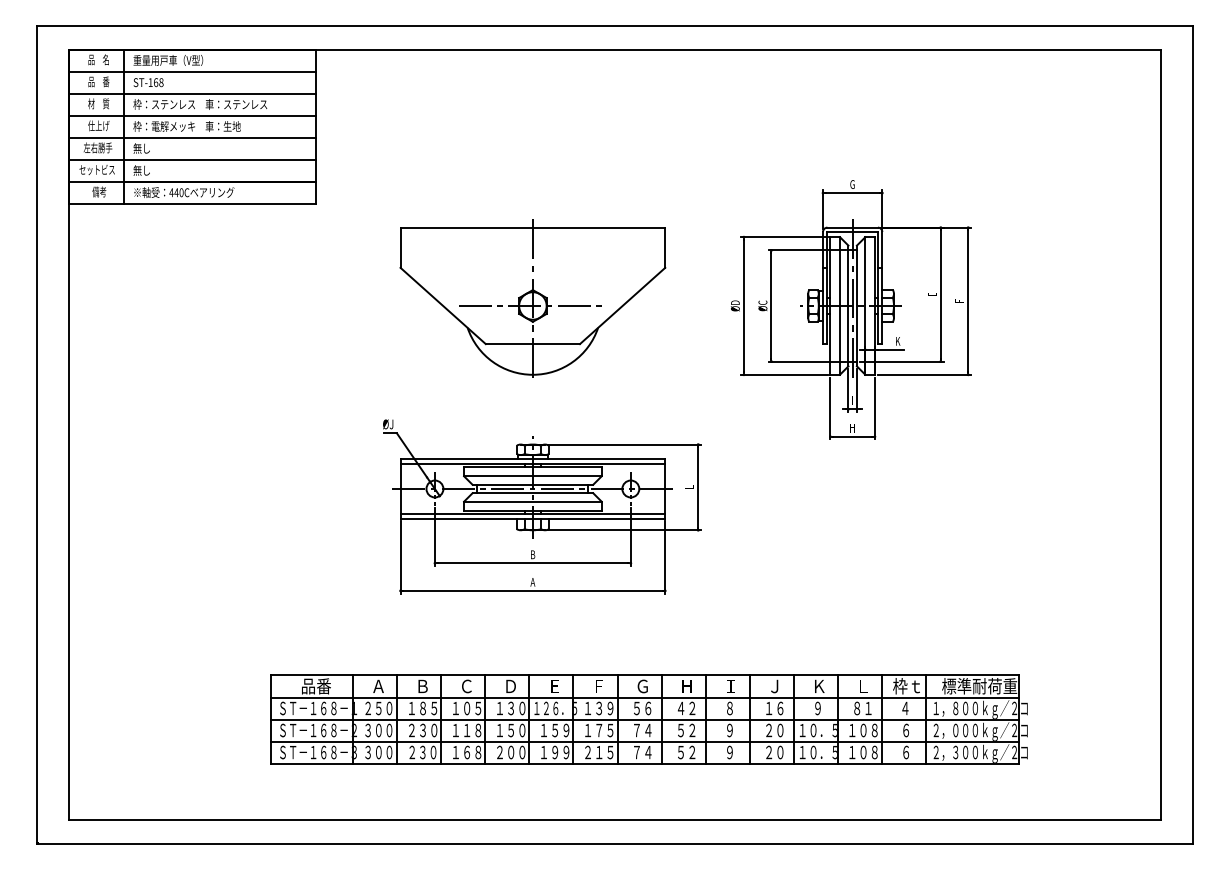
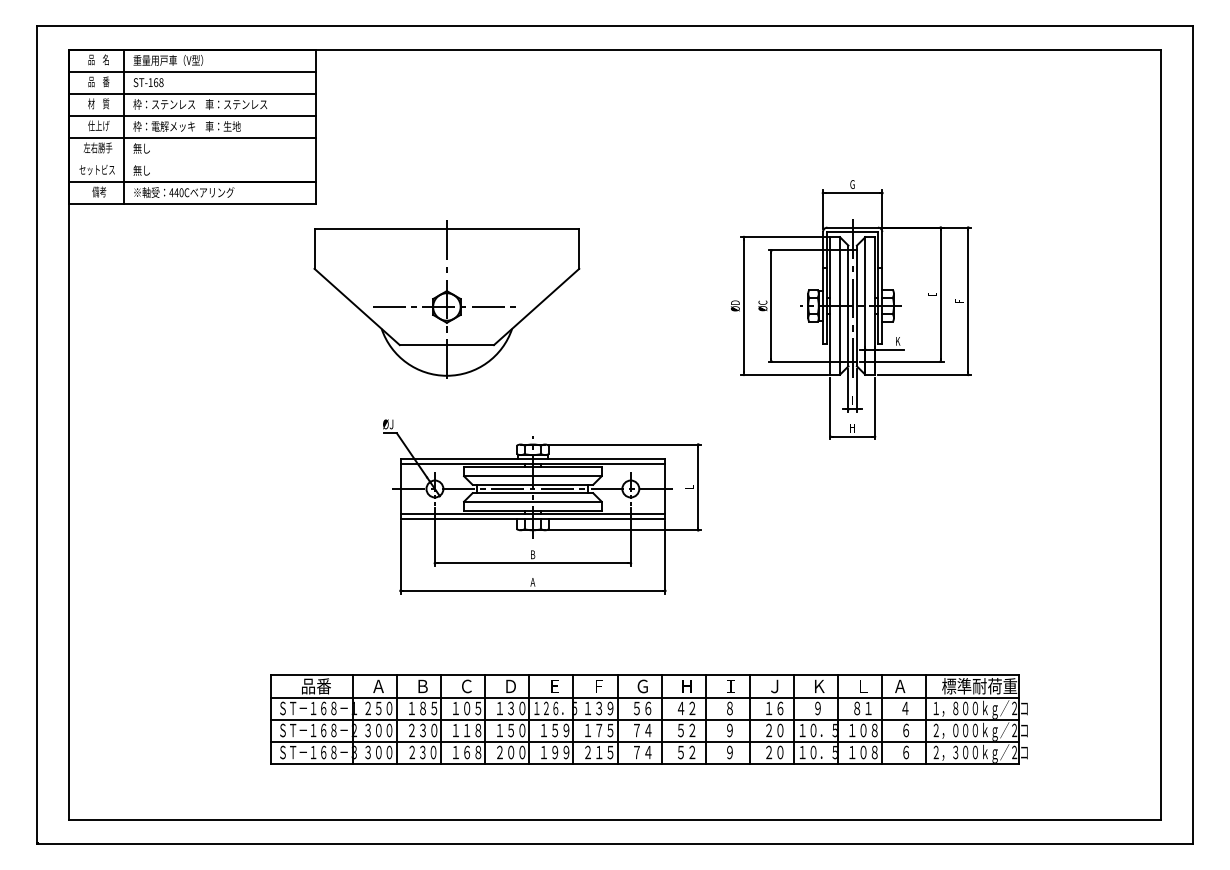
line: present -> none (192, 159)
part position: (532, 298) -> (446, 299) (446, 299)
text: 枠ｔ -> Ａ (906, 686)
